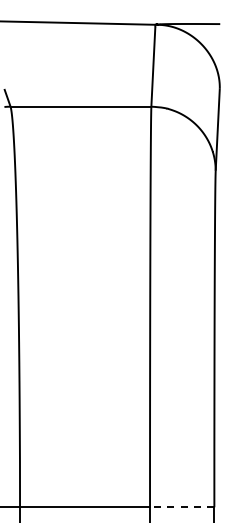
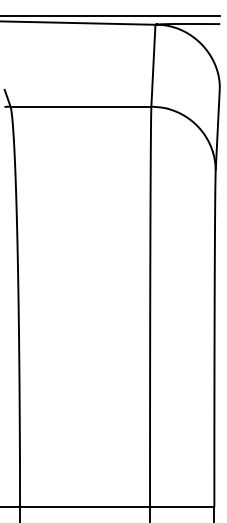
line: none -> present (111, 15)
line: dashed -> solid (181, 507)
